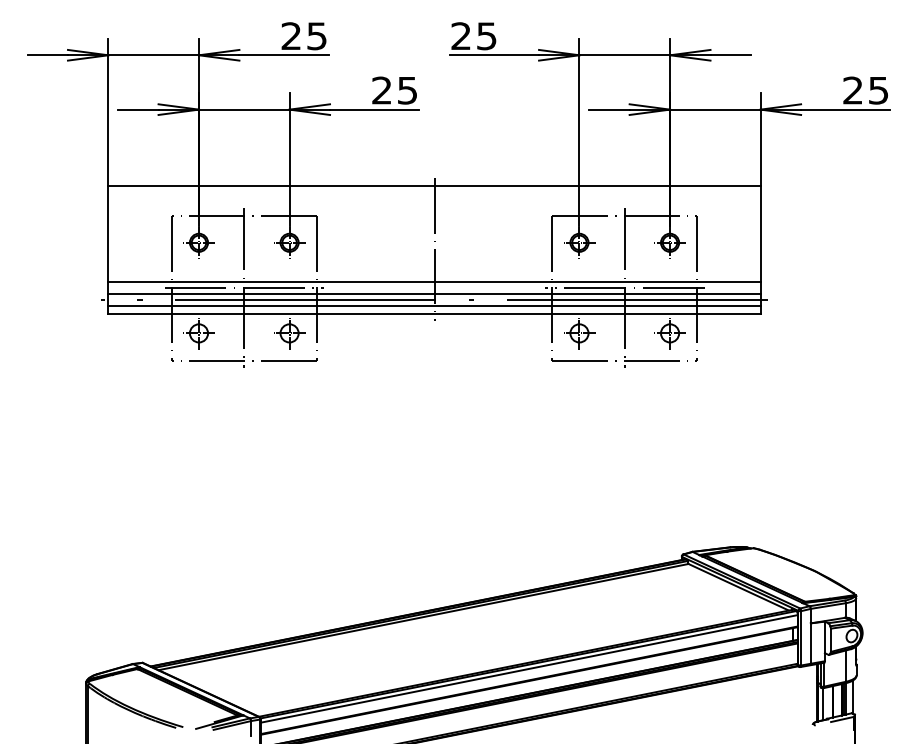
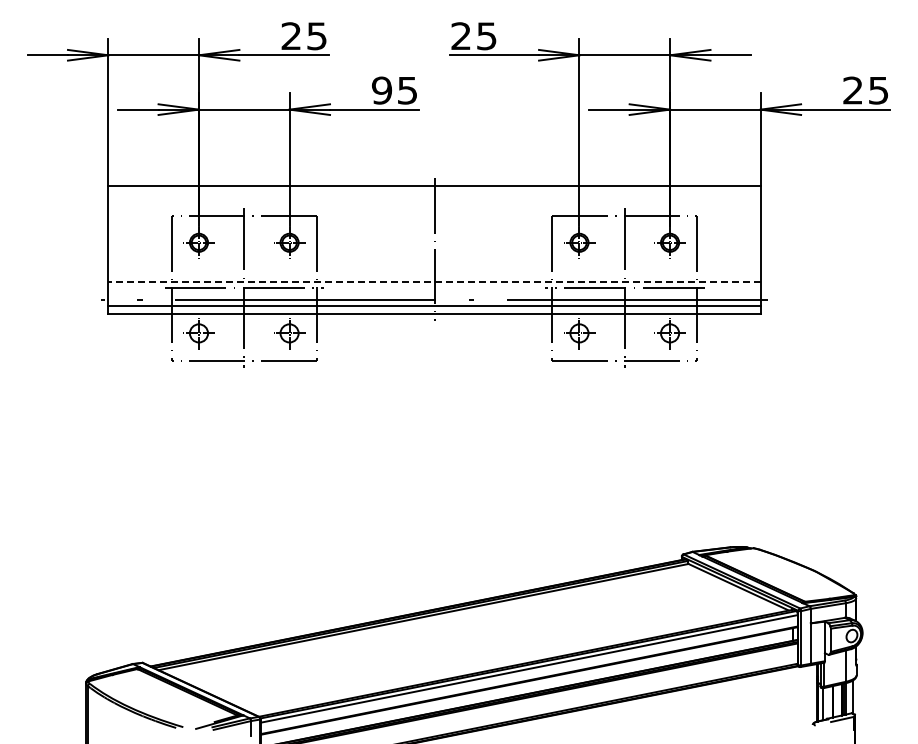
text: 25 -> 95 (381, 90)
line: solid -> dashed (434, 281)
line: present -> none (434, 293)
